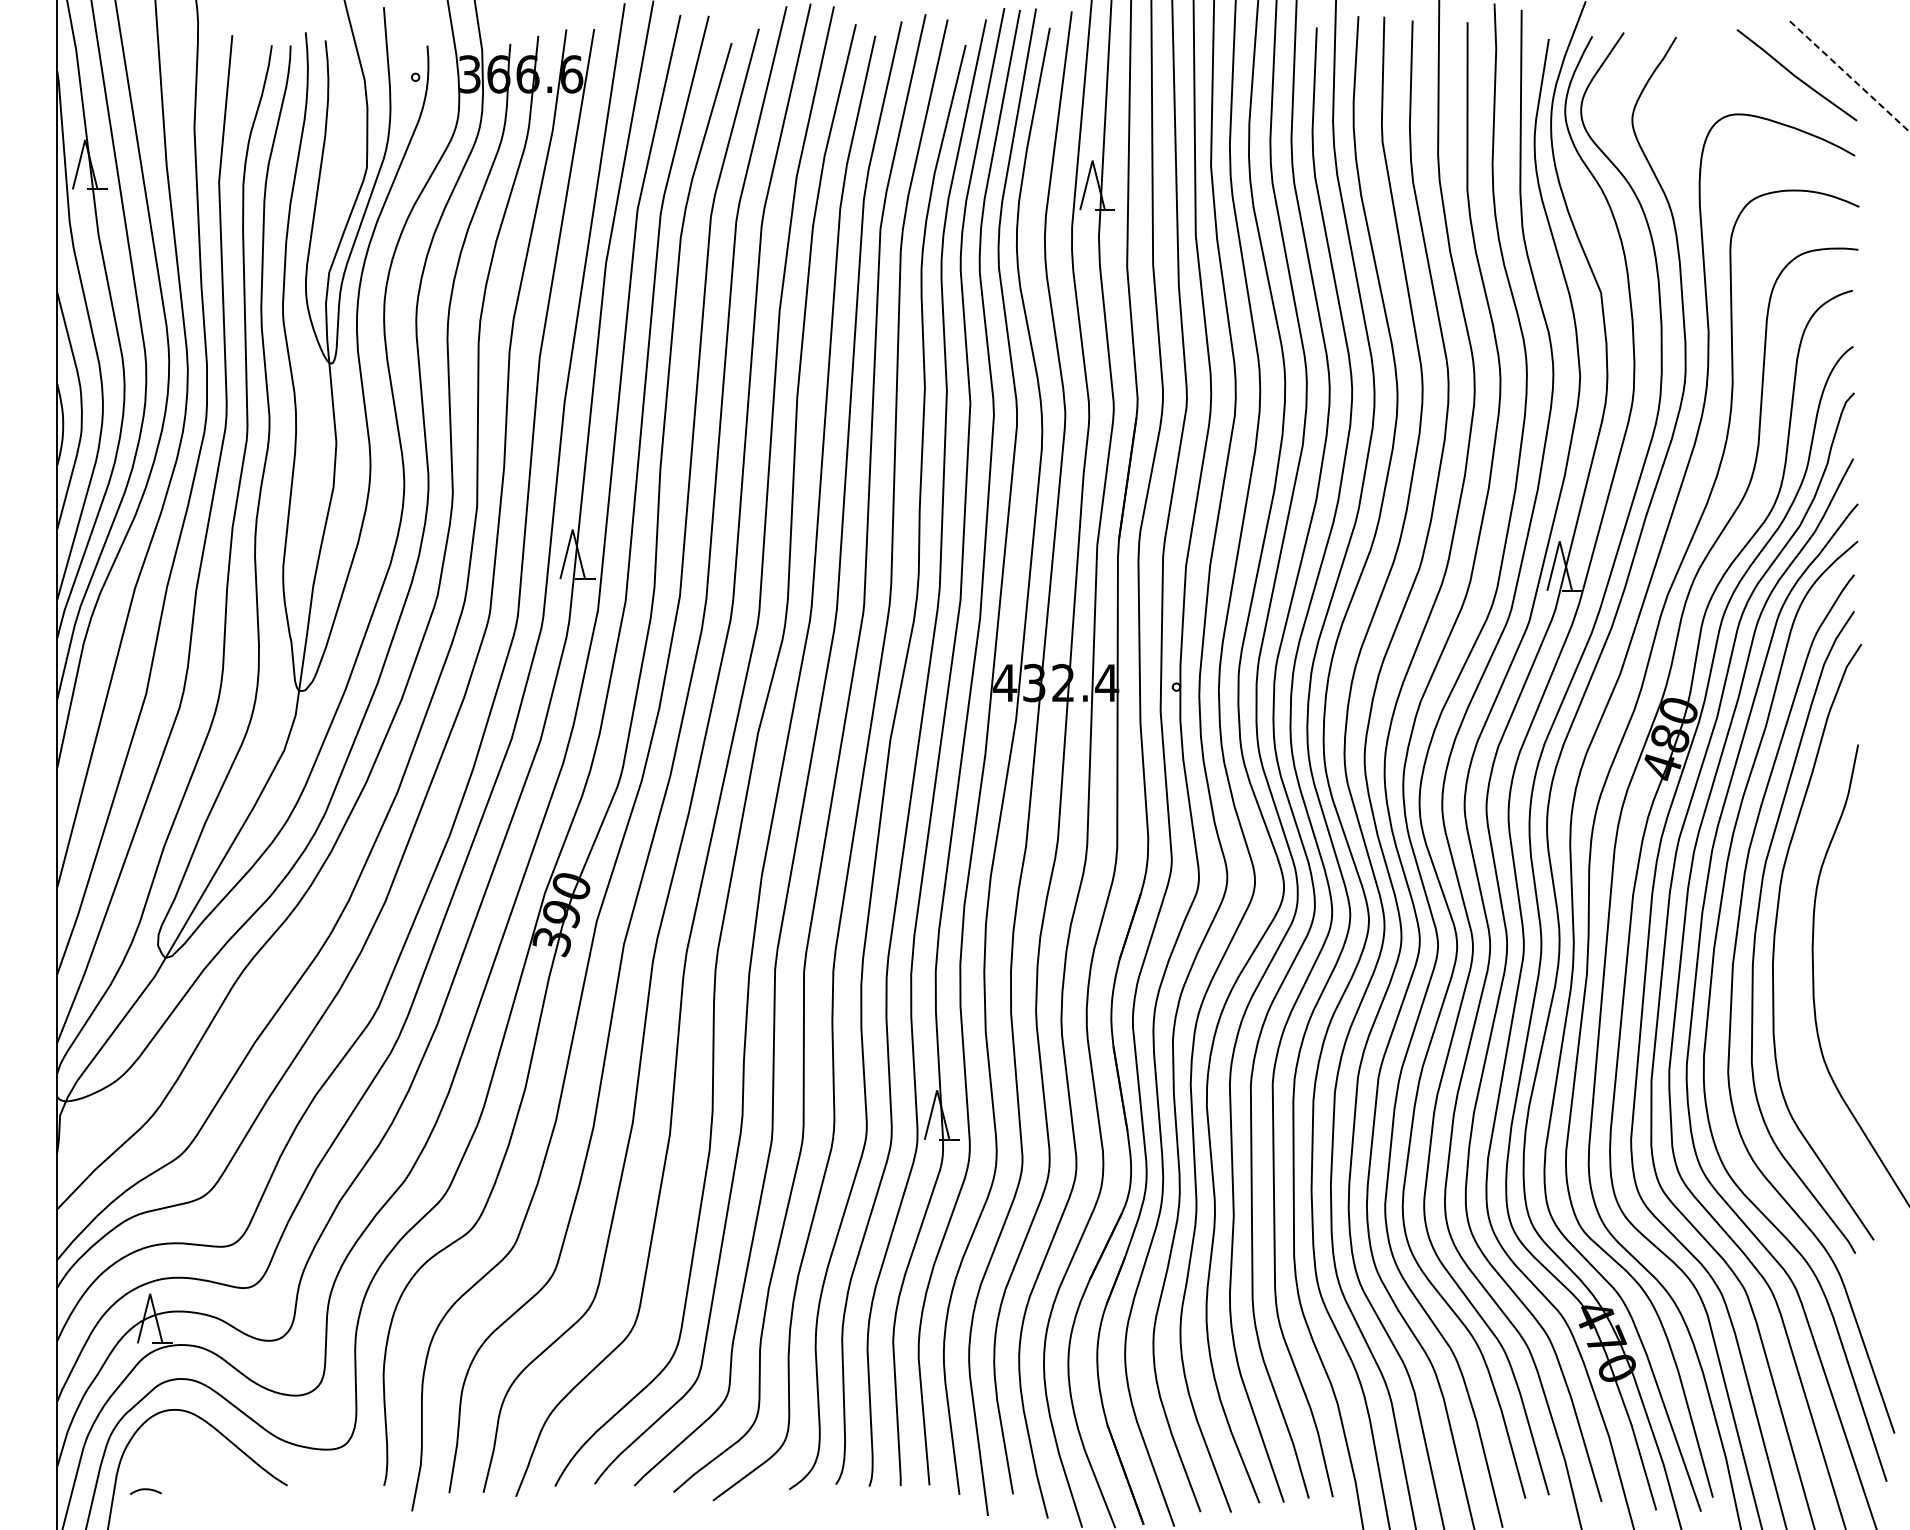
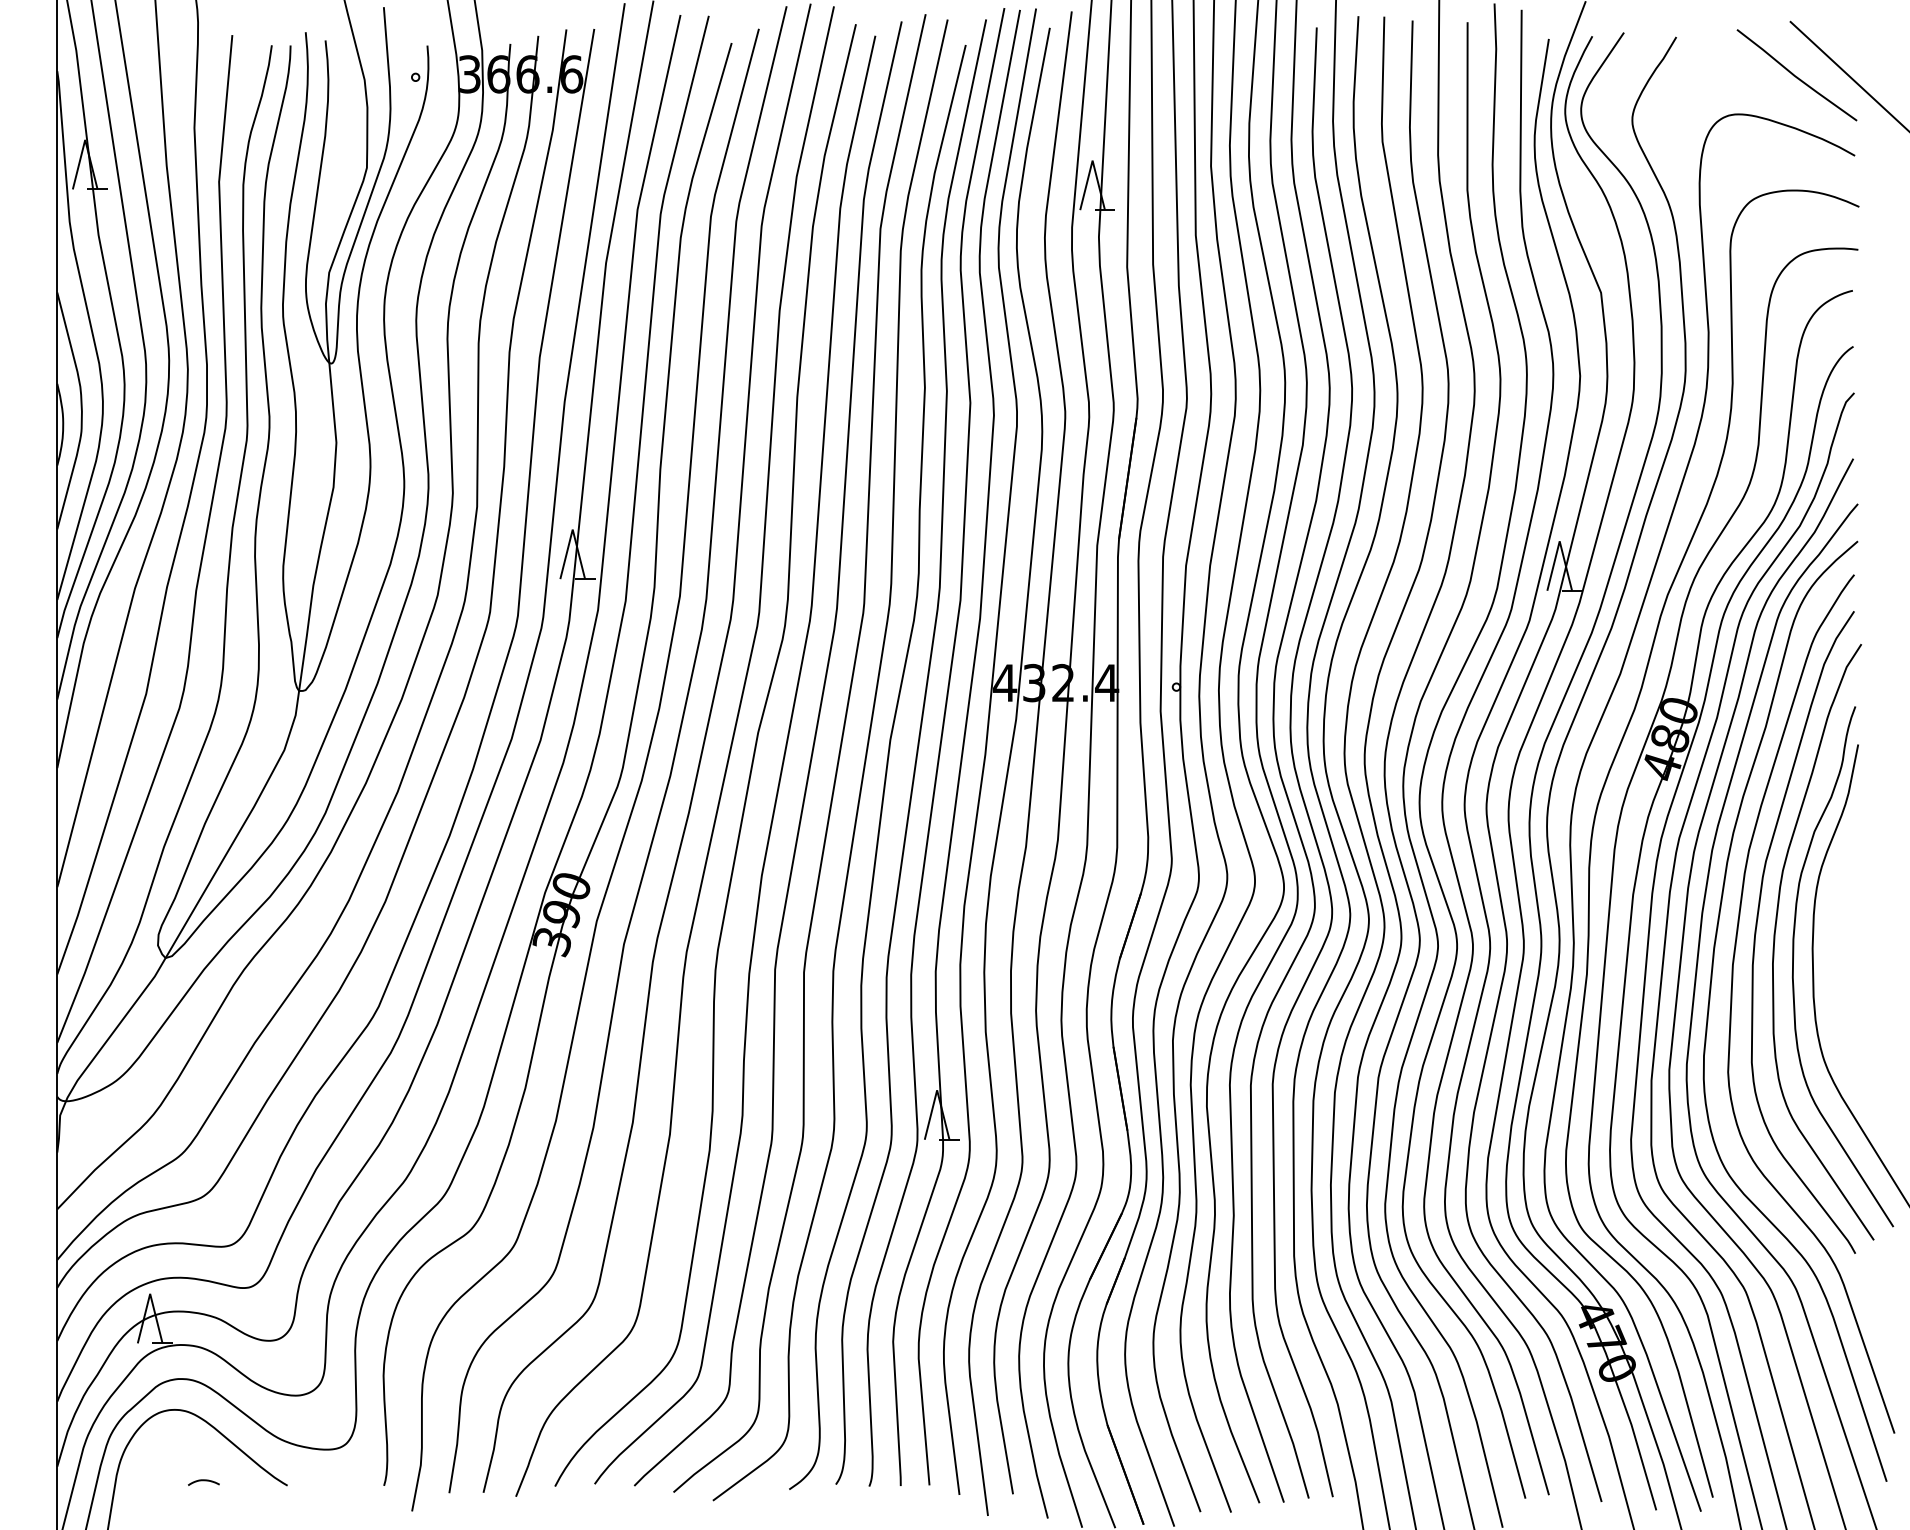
line: dashed -> solid (1850, 76)
curve: none -> present (1793, 966)
curve position: (145, 1490) -> (203, 1481) (203, 1481)
